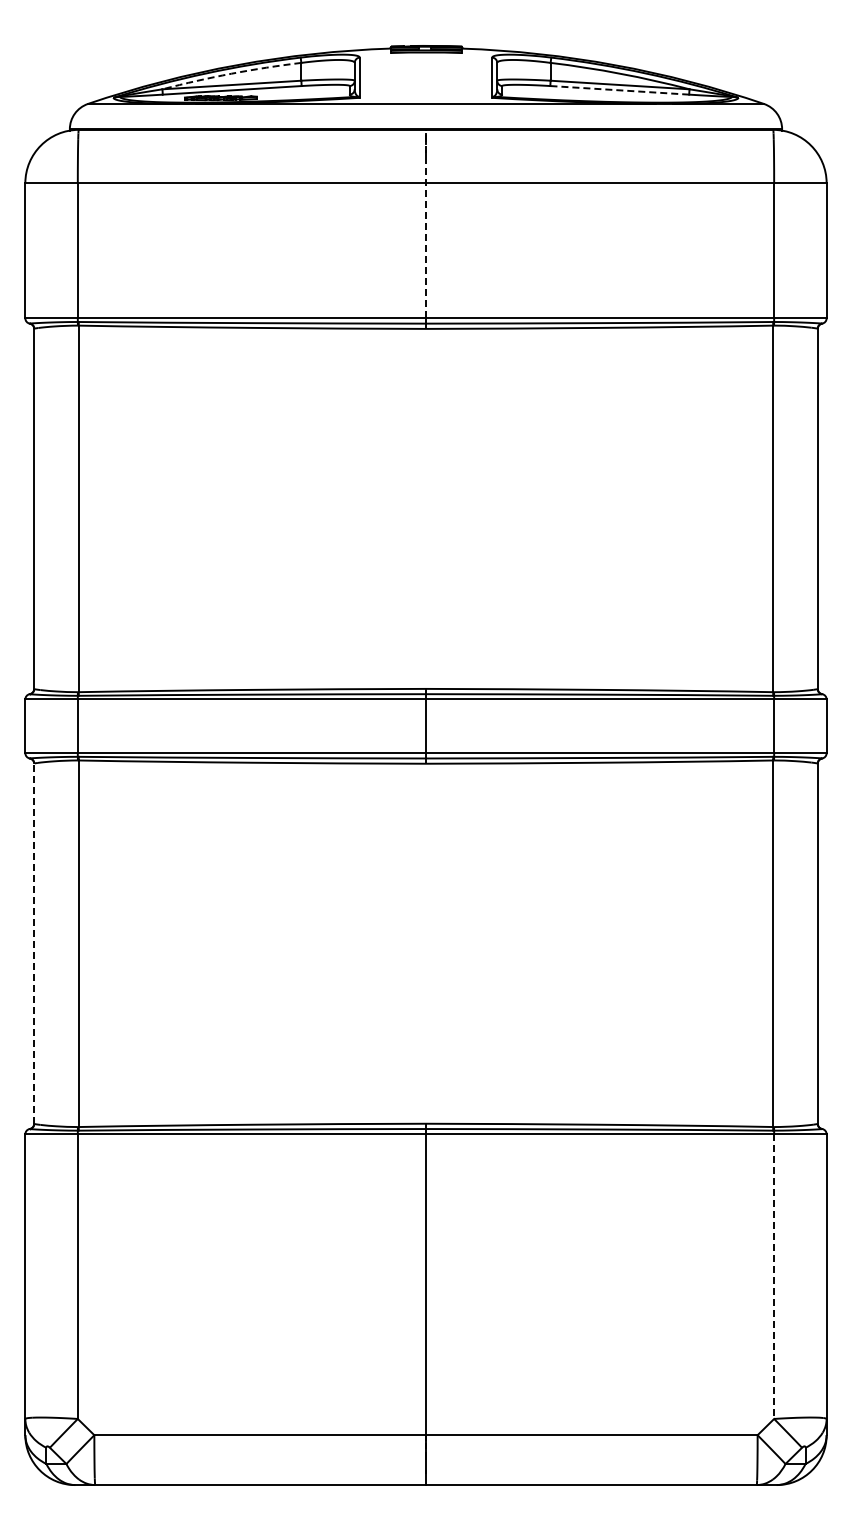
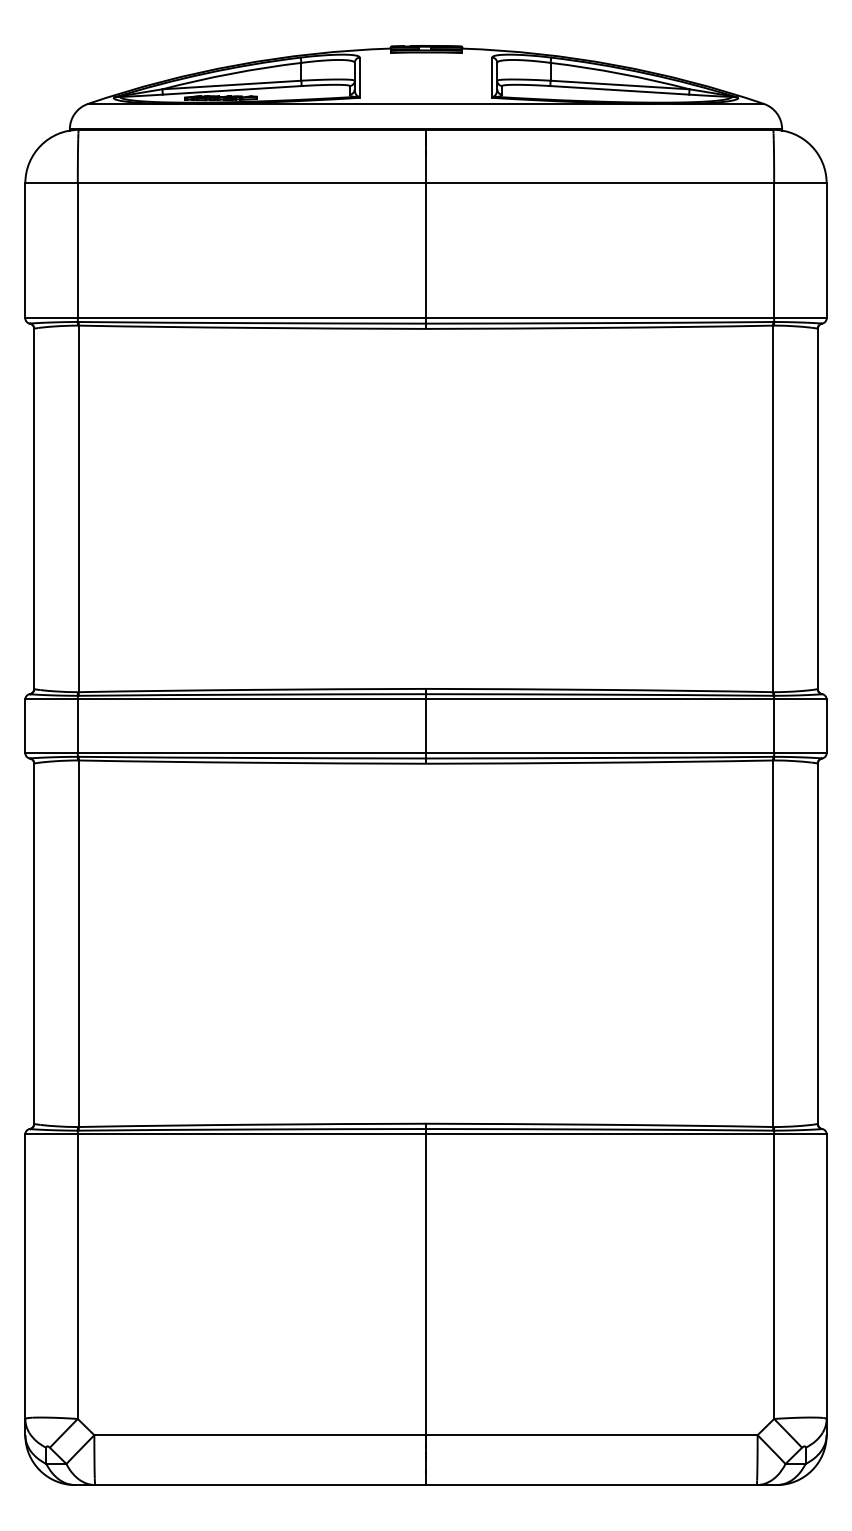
arc: dashed -> solid (231, 73)
line: dashed -> solid (619, 90)
line: dashed -> solid (426, 223)
line: dashed -> solid (34, 943)
line: dashed -> solid (774, 1277)
